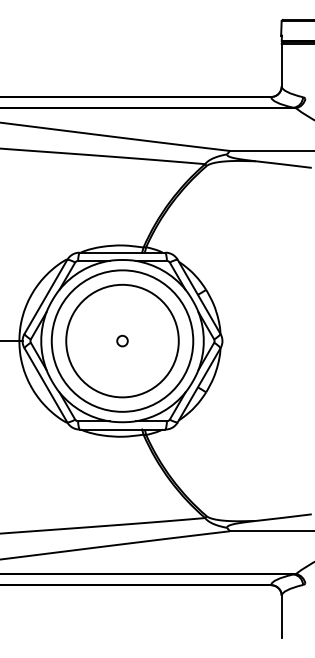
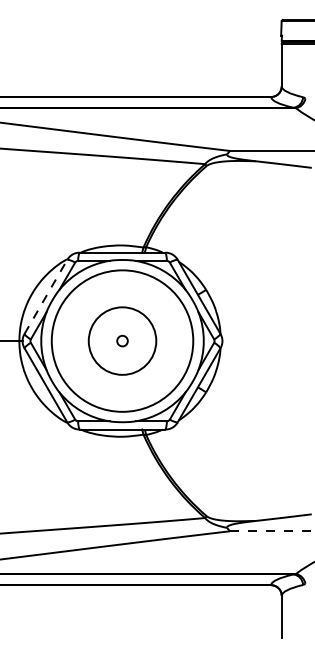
line: solid -> dashed (45, 296)
circle diameter: 113 px -> 68 px (122, 340)
line: solid -> dashed (272, 531)
